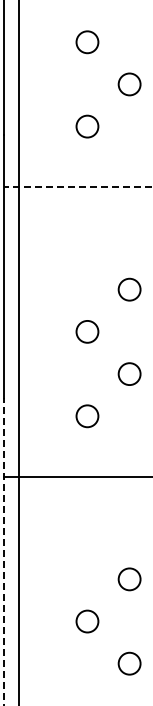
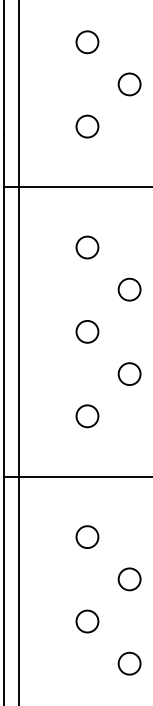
line: dashed -> solid (78, 187)
circle: none -> present (87, 247)
circle: none -> present (87, 536)
line: dashed -> solid (4, 551)
